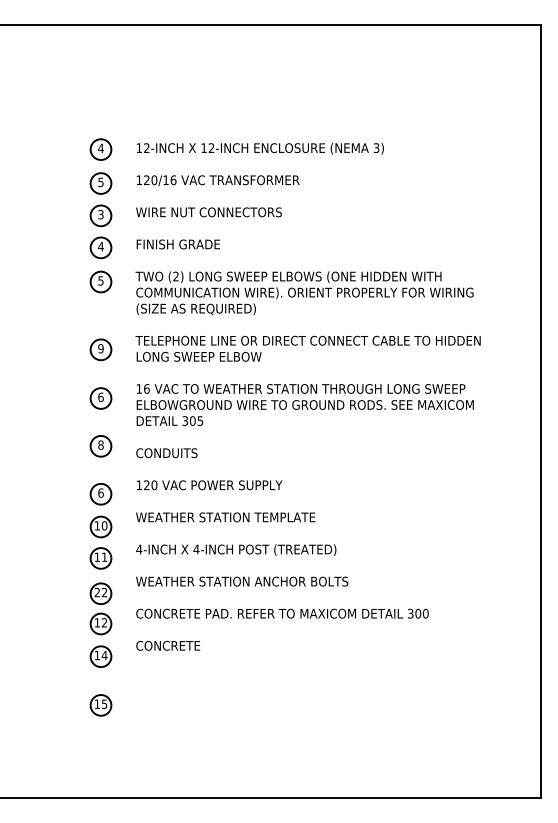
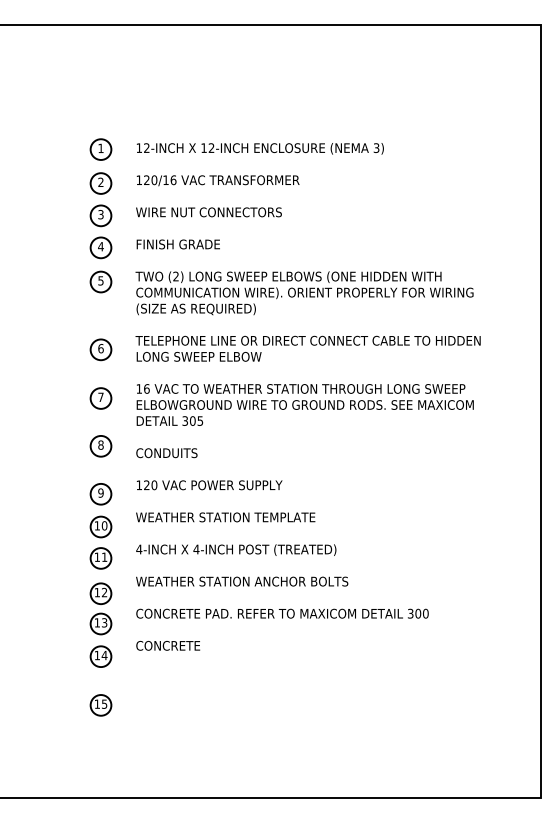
text: 4 -> 1 (100, 147)
text: 5 -> 2 (100, 182)
text: 9 -> 6 (100, 348)
text: 6 -> 7 (100, 397)
text: 6 -> 9 (100, 492)
text: 22 -> 12 (96, 592)
text: 12 -> 13 (104, 623)
